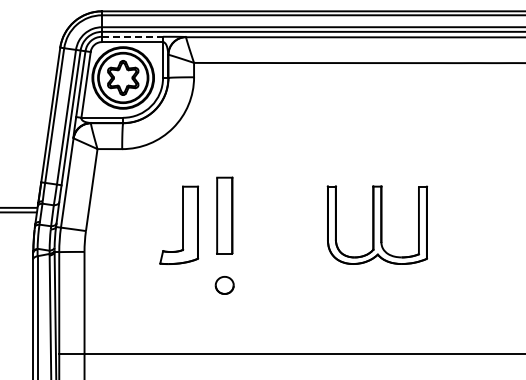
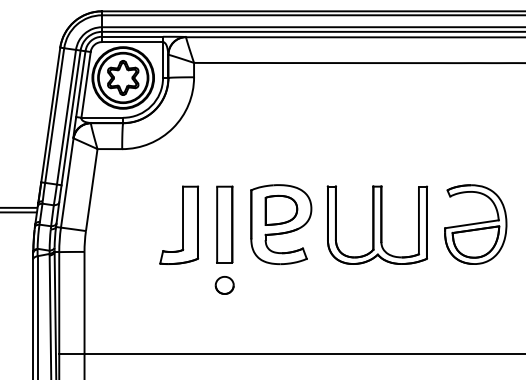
line: dashed -> solid (132, 36)
part position: (224, 215) -> (224, 224) (224, 224)
part: none -> present (281, 224)
part: none -> present (475, 224)
